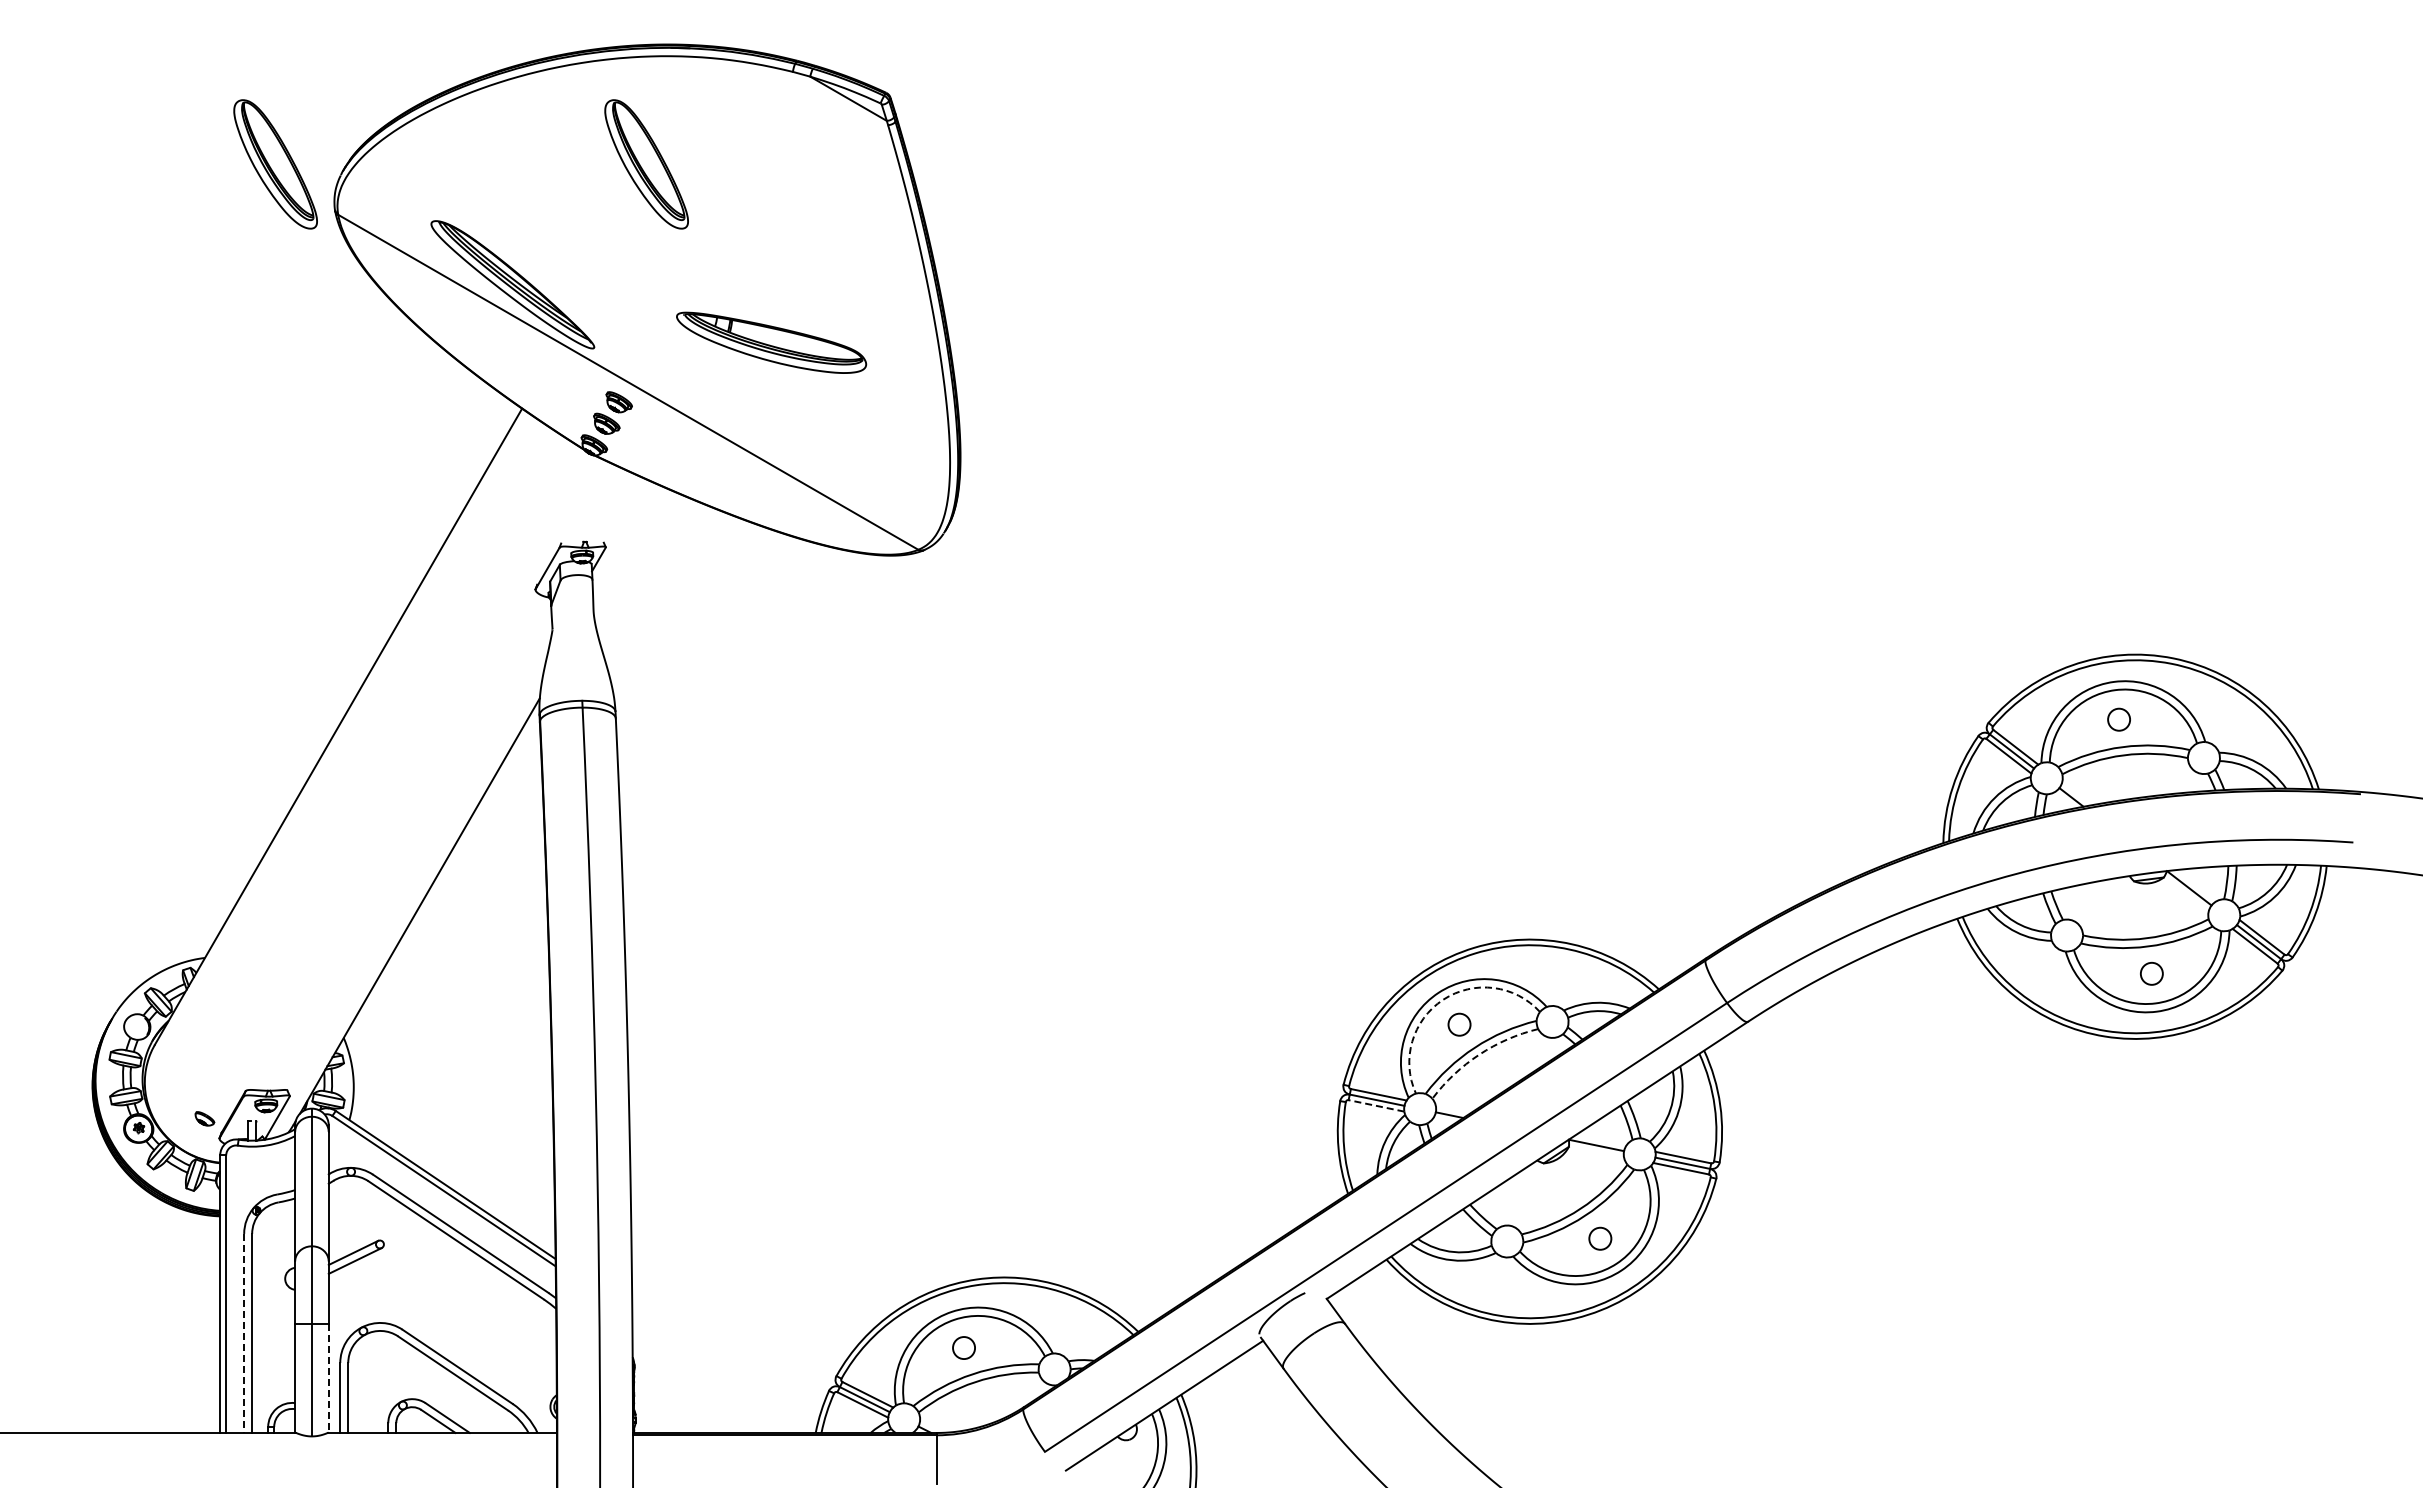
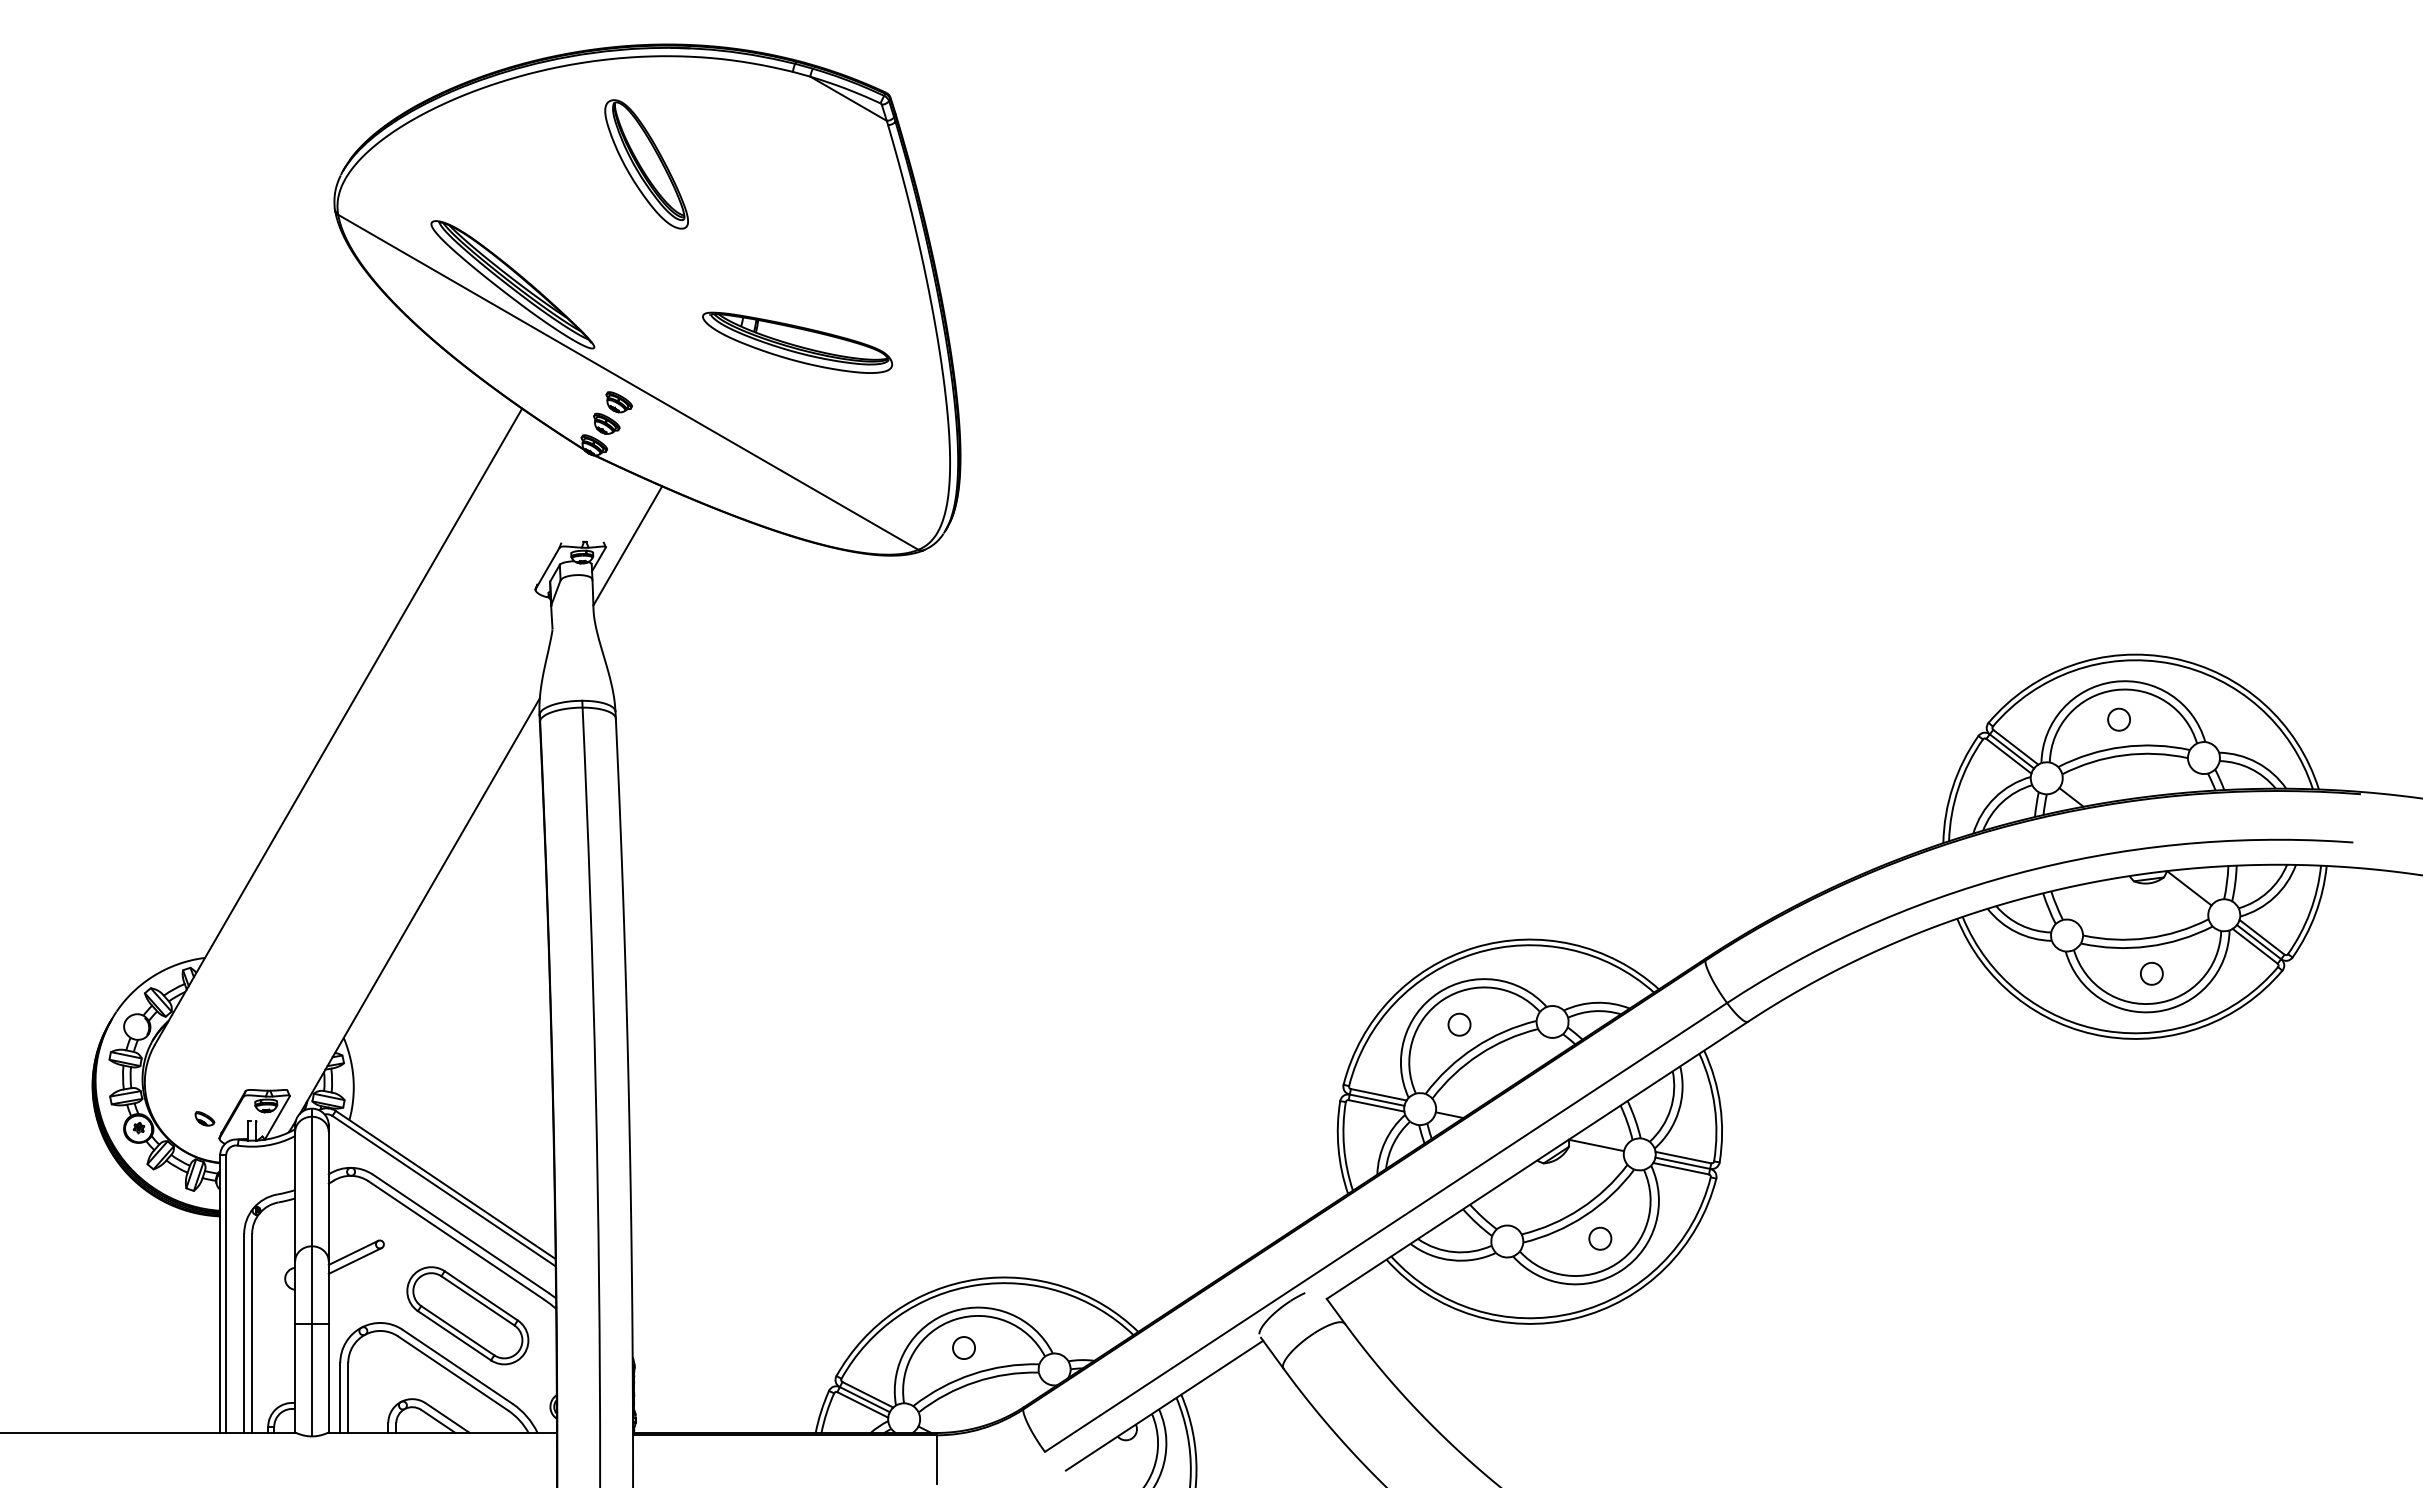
part: present -> none (275, 164)
part position: (771, 342) -> (797, 342) (797, 342)
line: none -> present (627, 545)
arc: dashed -> solid (1443, 999)
arc: dashed -> solid (1479, 1054)
line: dashed -> solid (1376, 1105)
part: none -> present (467, 1315)
line: dashed -> solid (244, 1333)
line: dashed -> solid (328, 1378)
